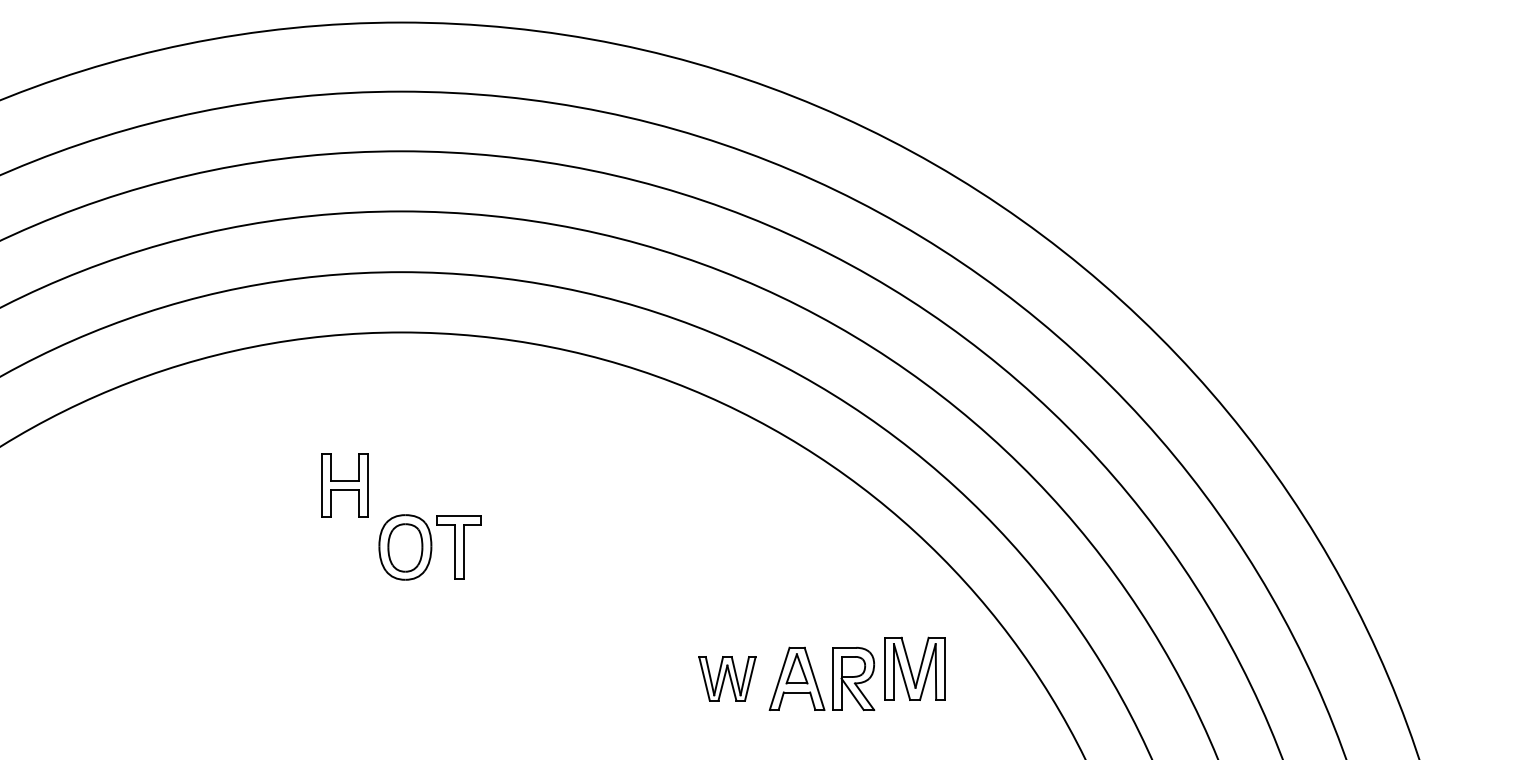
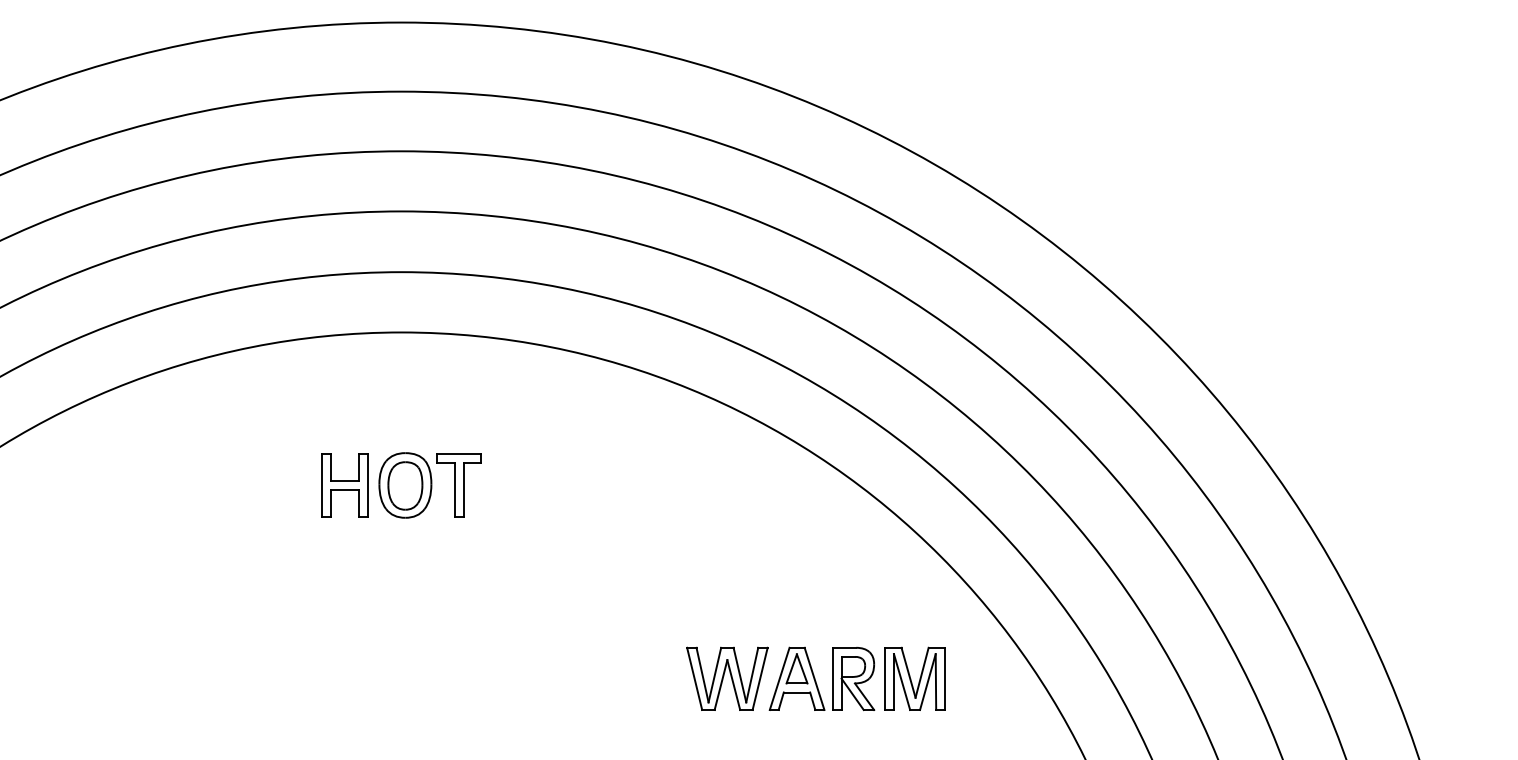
part position: (429, 547) -> (429, 485) (429, 485)
part position: (914, 668) -> (914, 678) (914, 678)
part size: 59x46 px -> 83x65 px (727, 678)
